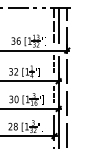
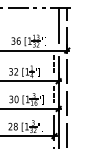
line: present -> none (54, 25)
